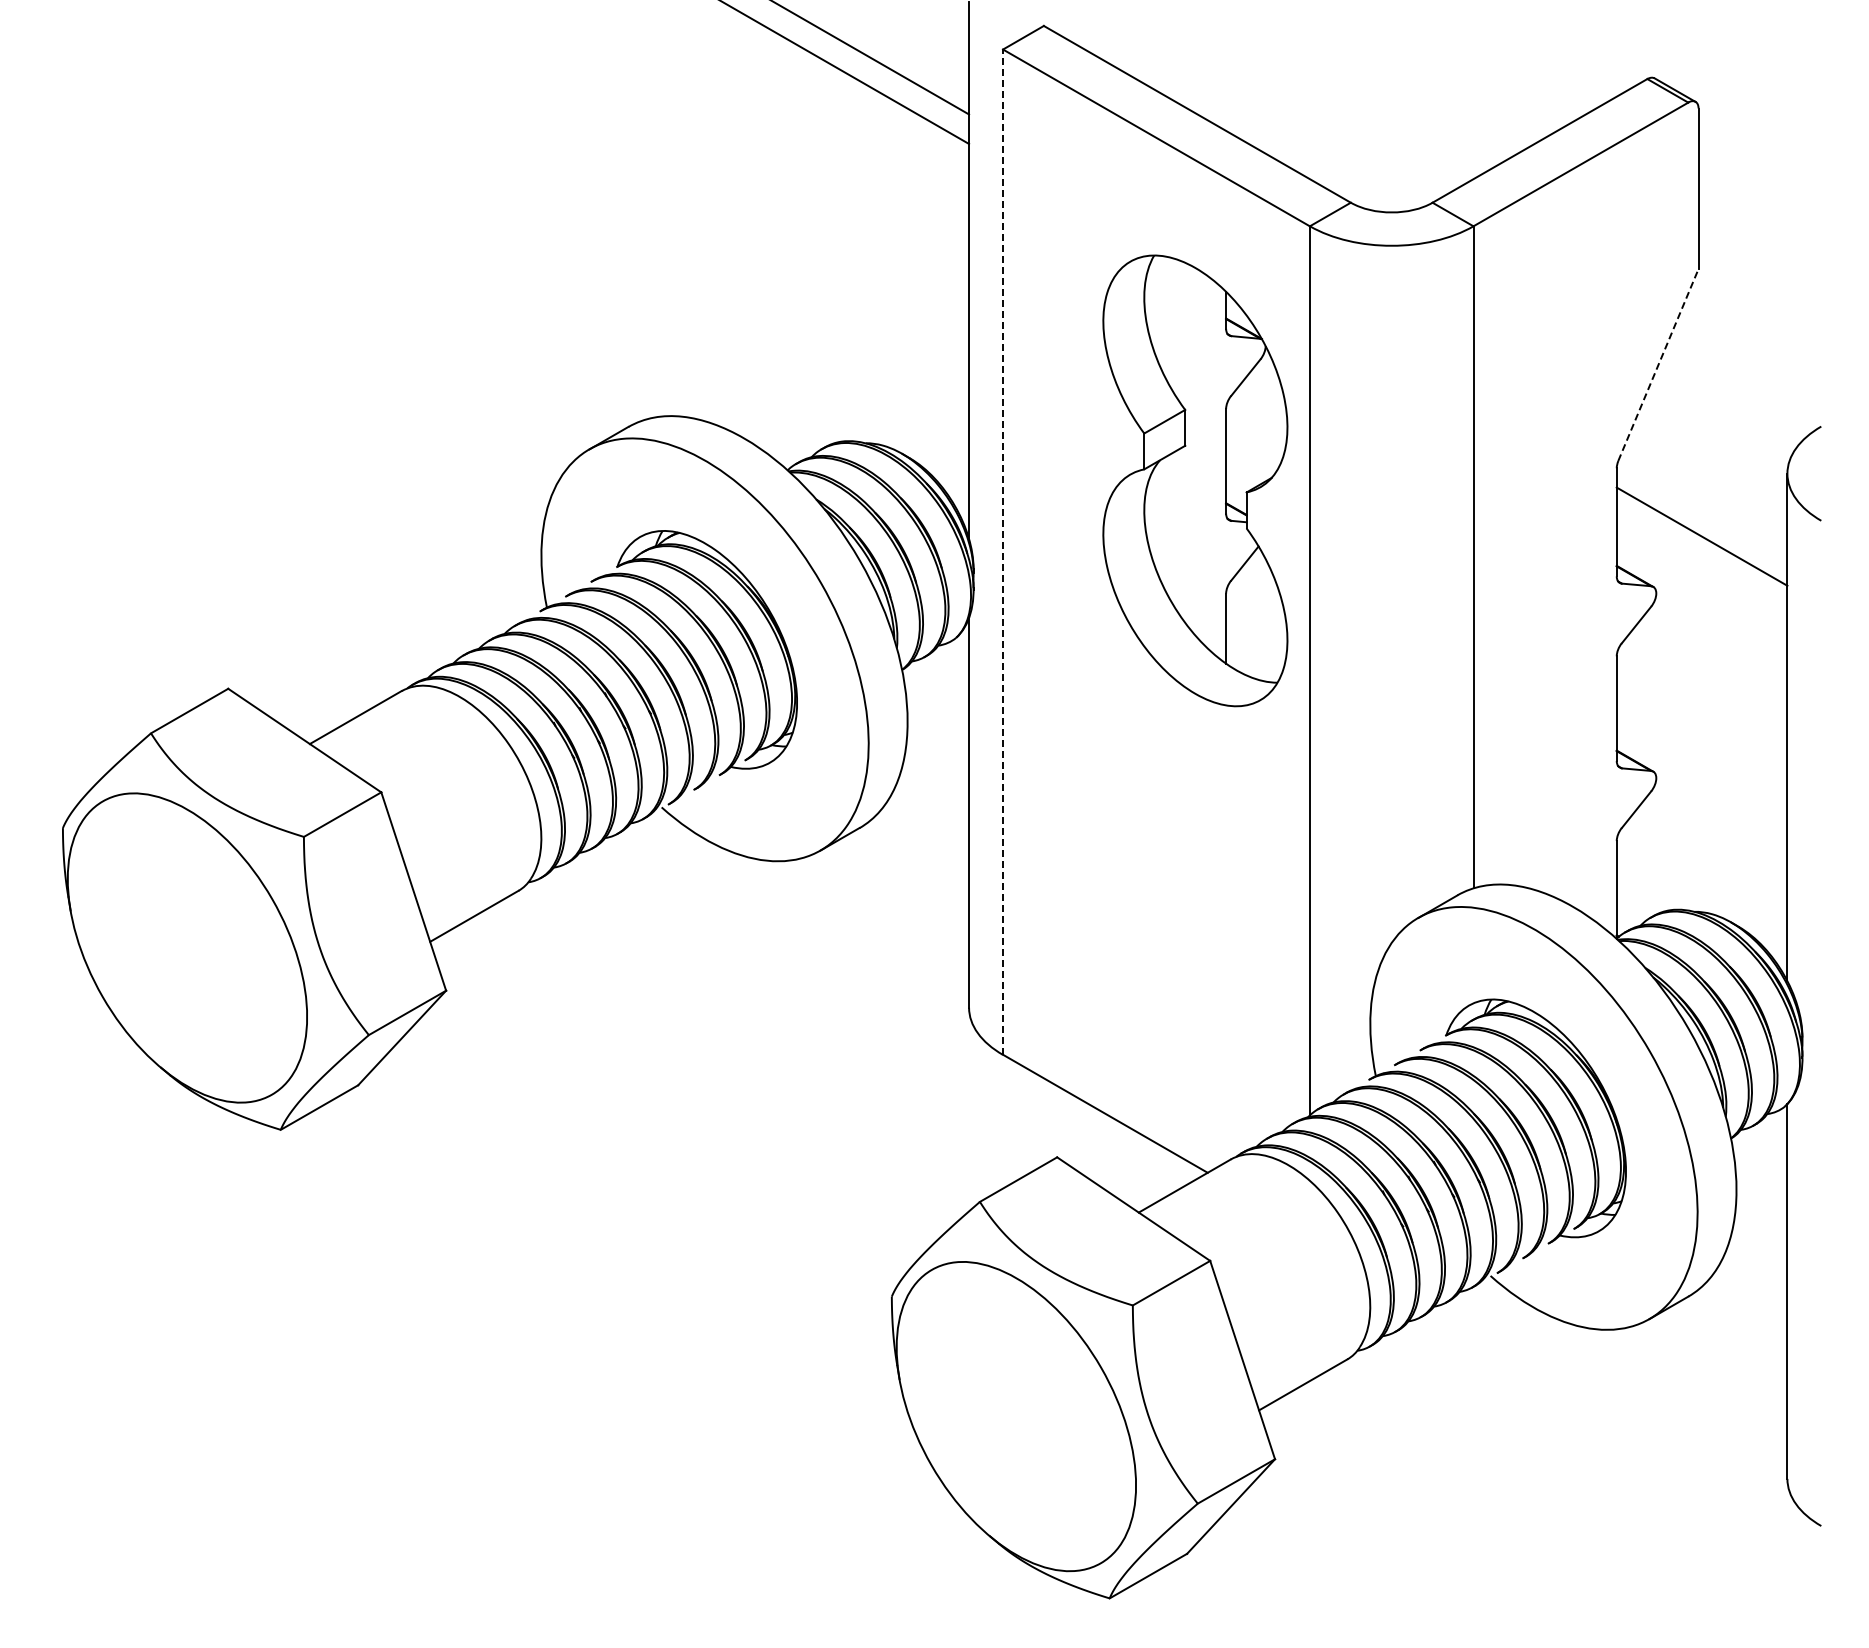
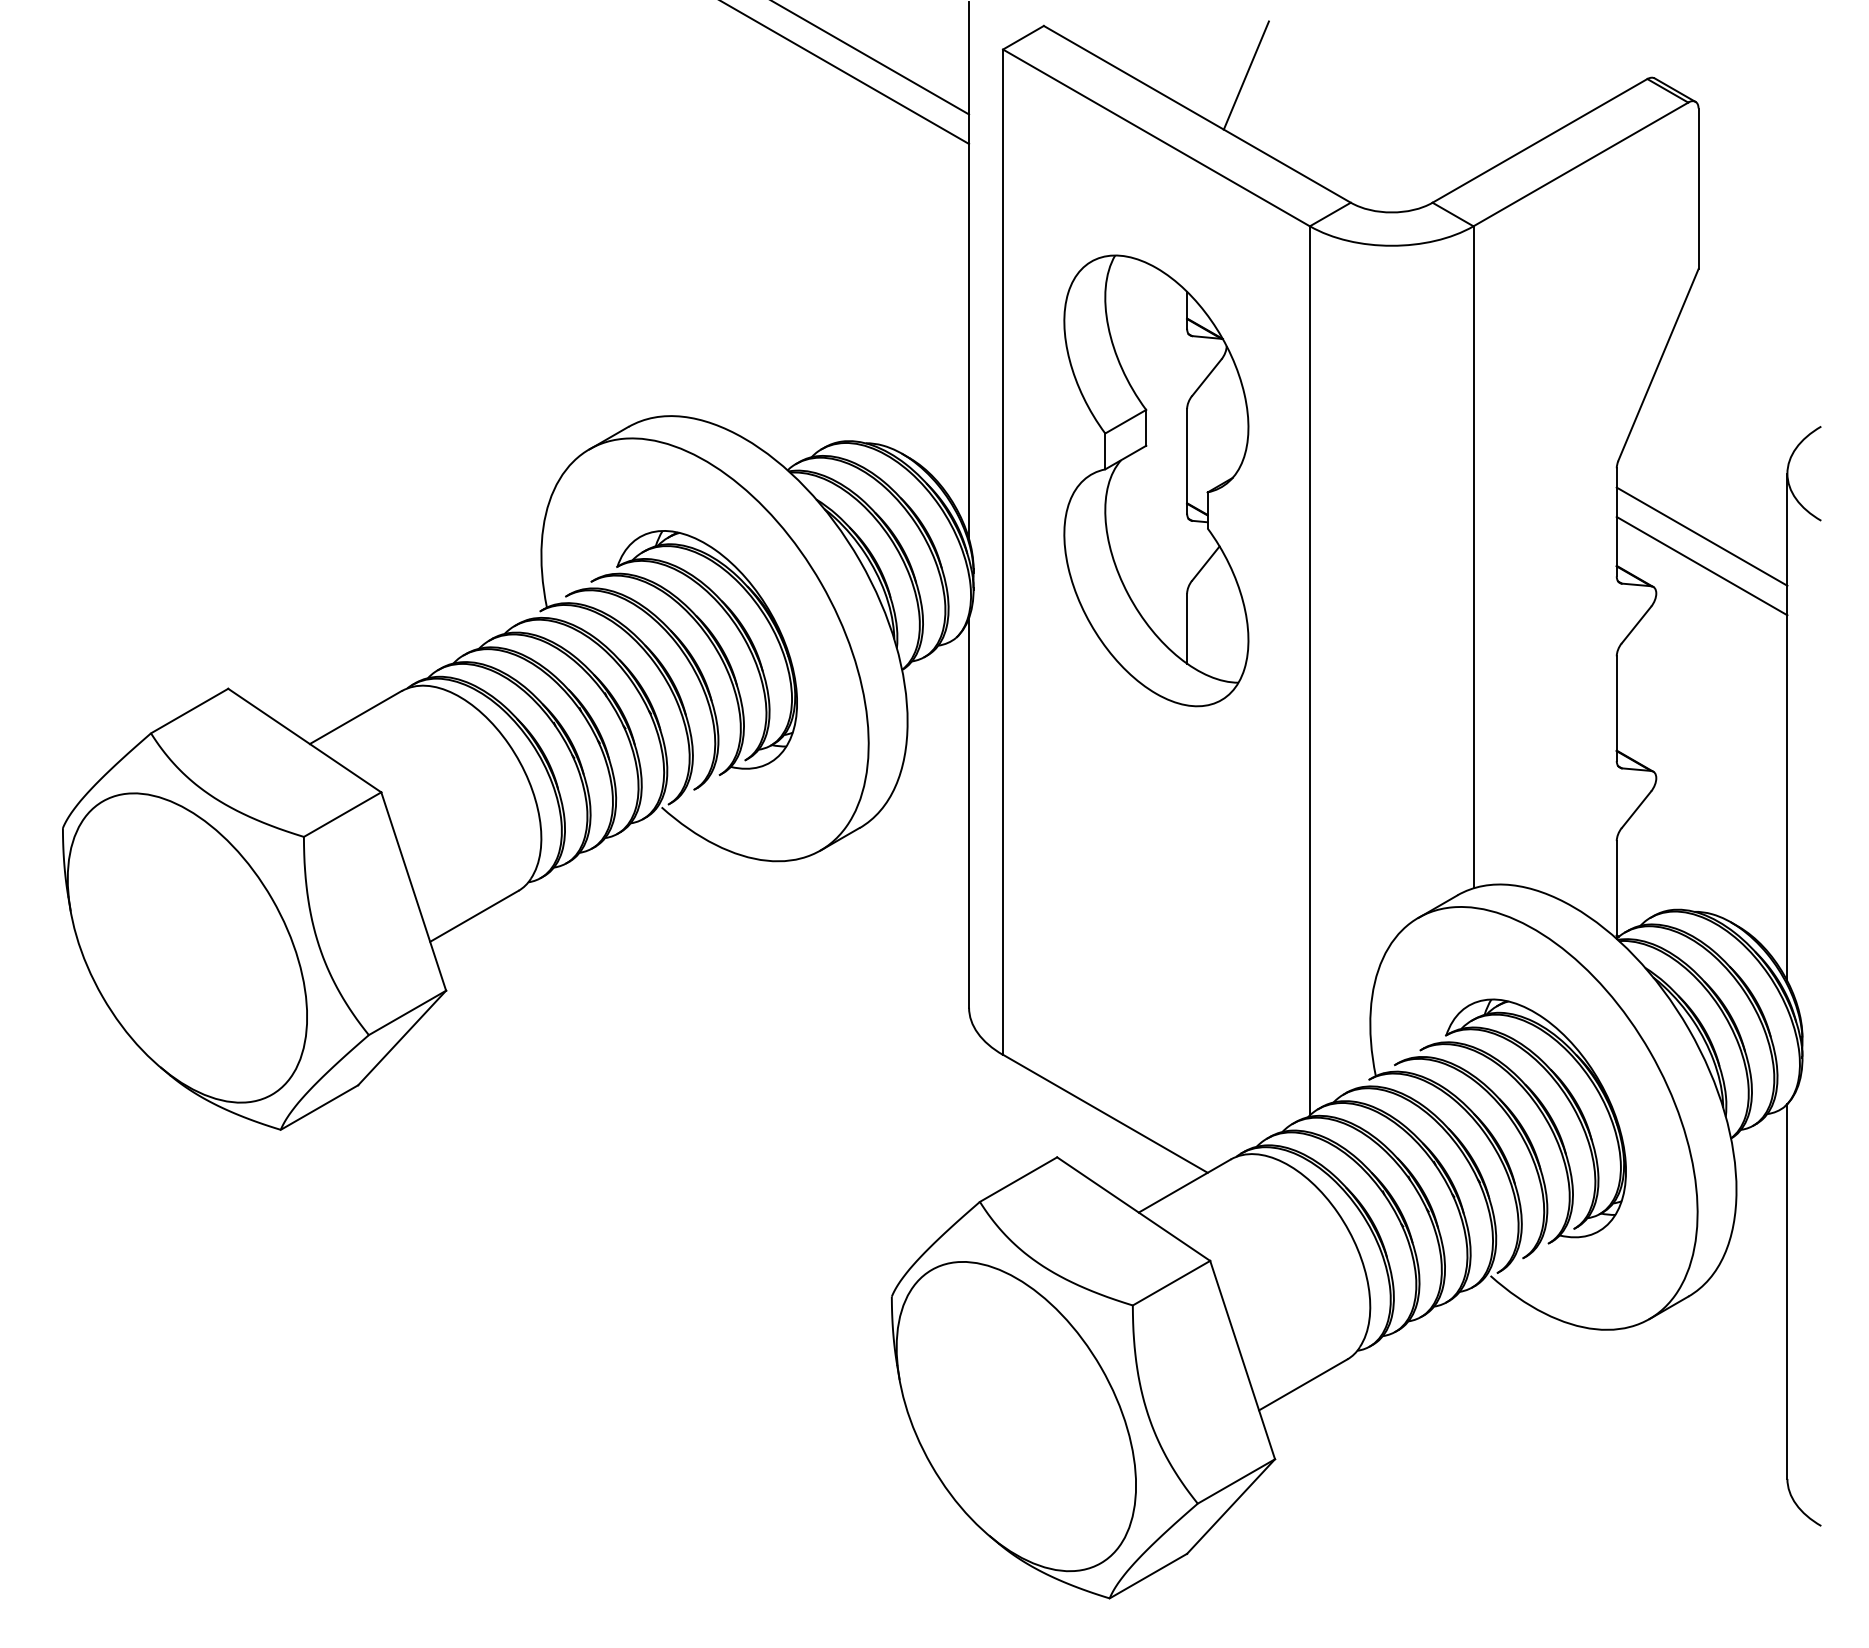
line: none -> present (1245, 75)
line: dashed -> solid (1658, 364)
part position: (1195, 480) -> (1156, 480) (1156, 480)
line: dashed -> solid (1003, 552)
line: none -> present (1701, 565)
